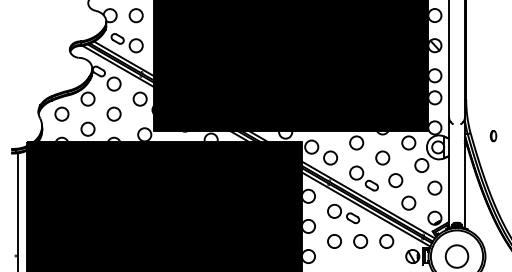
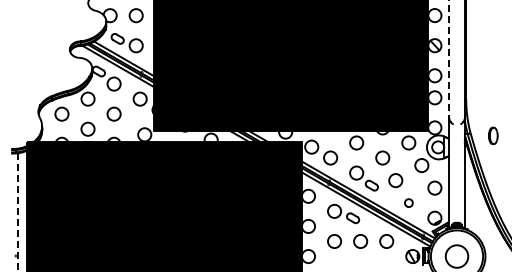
line: solid -> dashed (449, 59)
part size: 8x13 px -> 11x19 px (493, 135)
circle size: 16x16 px -> 10x10 px (408, 202)
line: solid -> dashed (18, 213)
